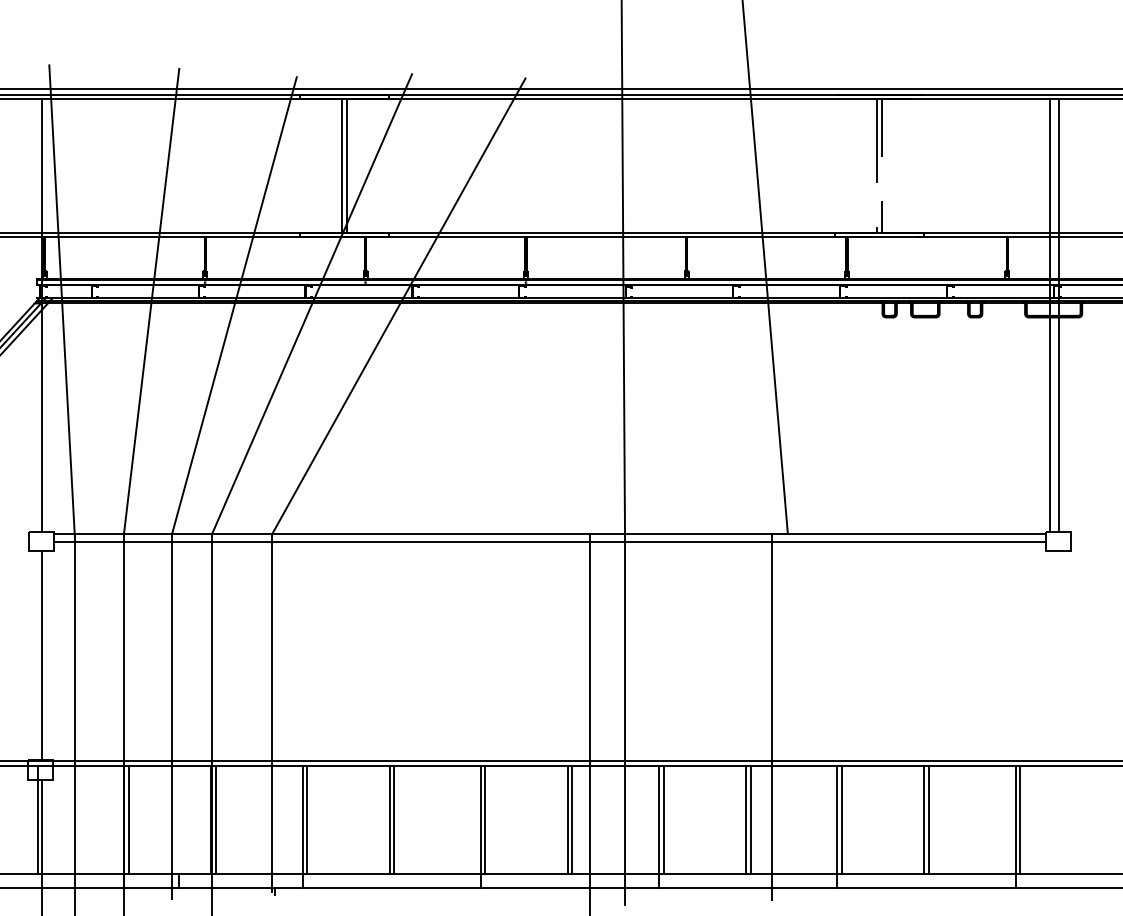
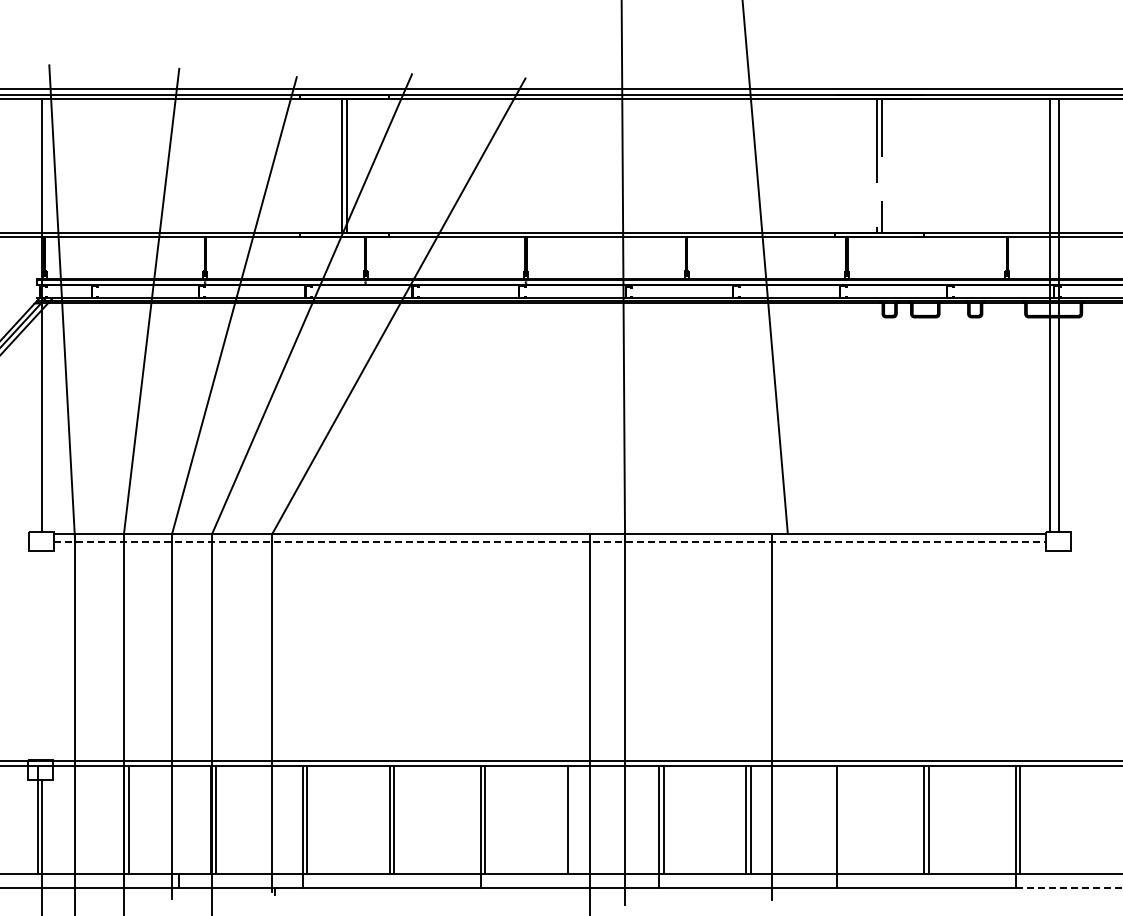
line: solid -> dashed (549, 542)
line: present -> none (41, 656)
line: present -> none (572, 819)
line: present -> none (841, 819)
line: solid -> dashed (1069, 887)
